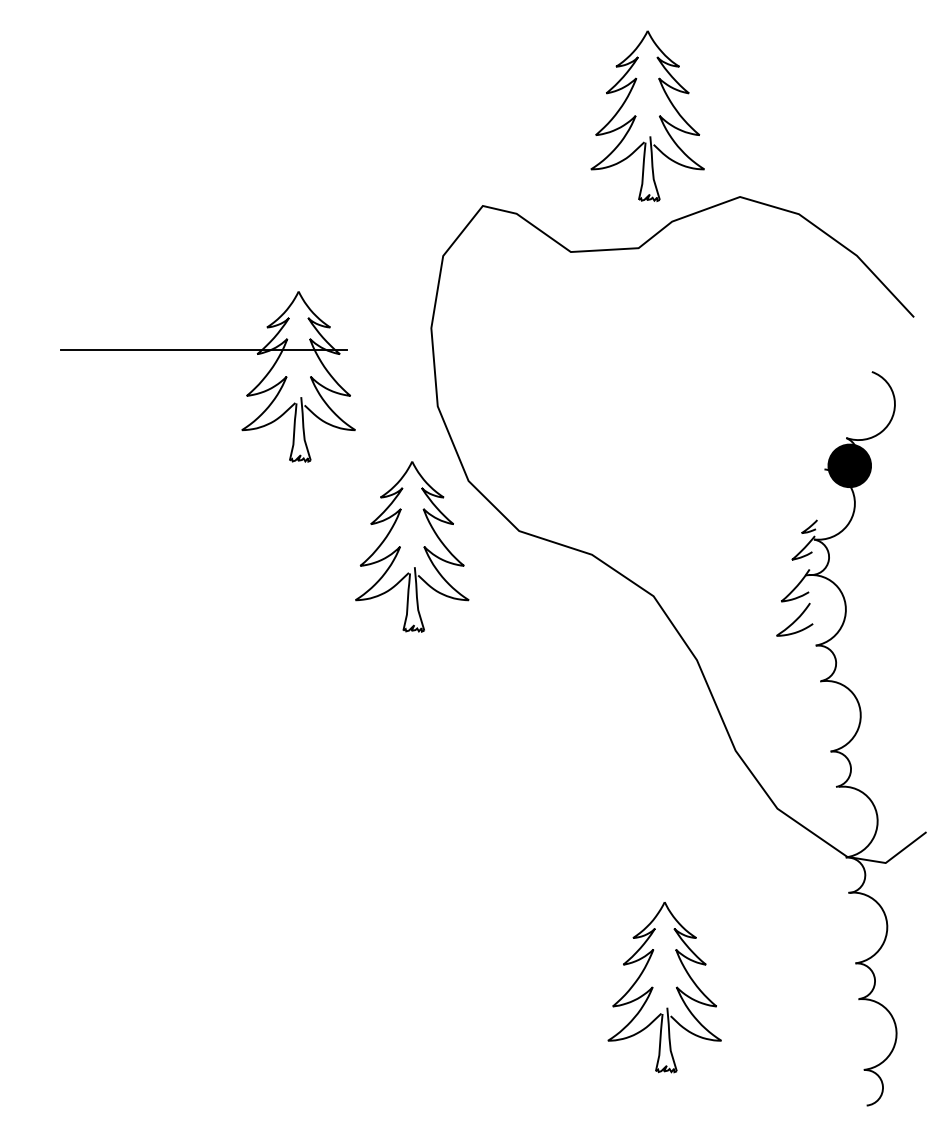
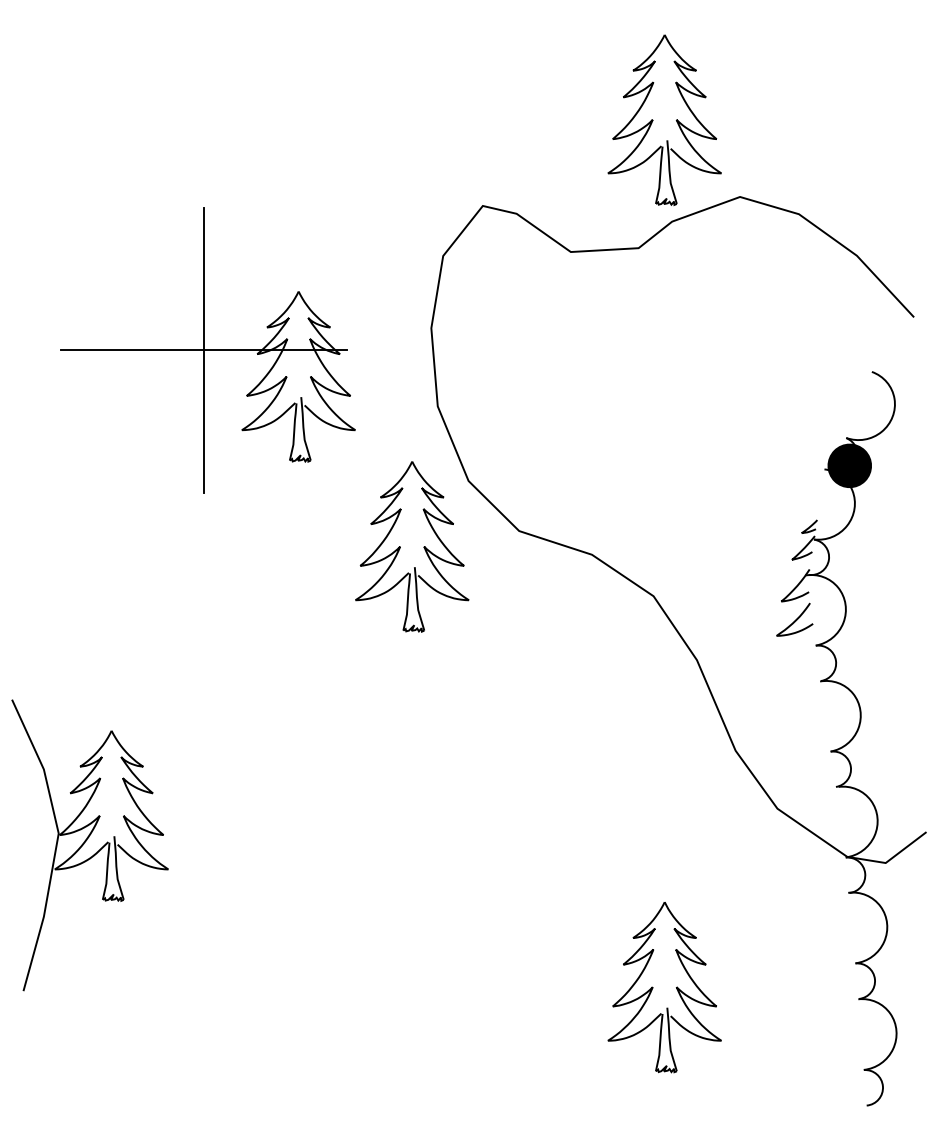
part position: (647, 115) -> (664, 119) (664, 119)
line: none -> present (203, 350)
part: none -> present (89, 845)
